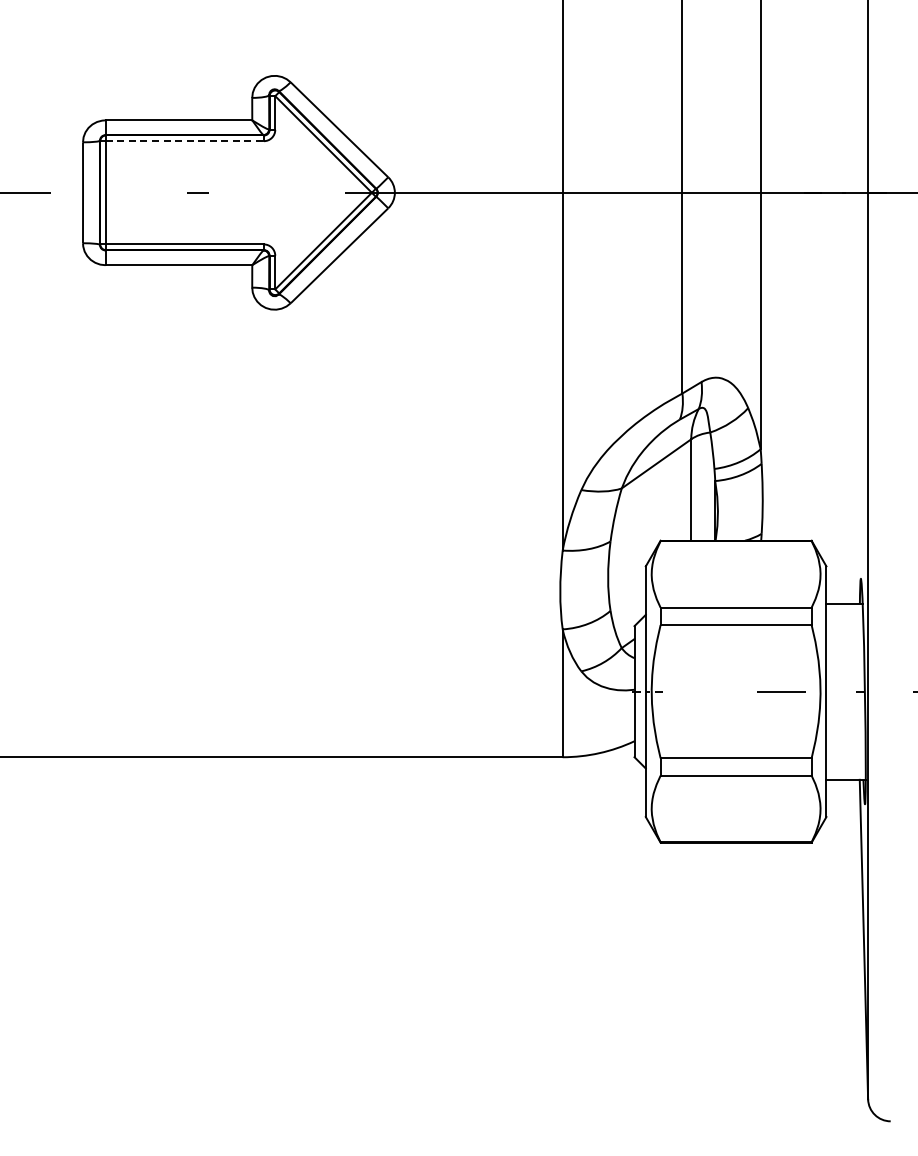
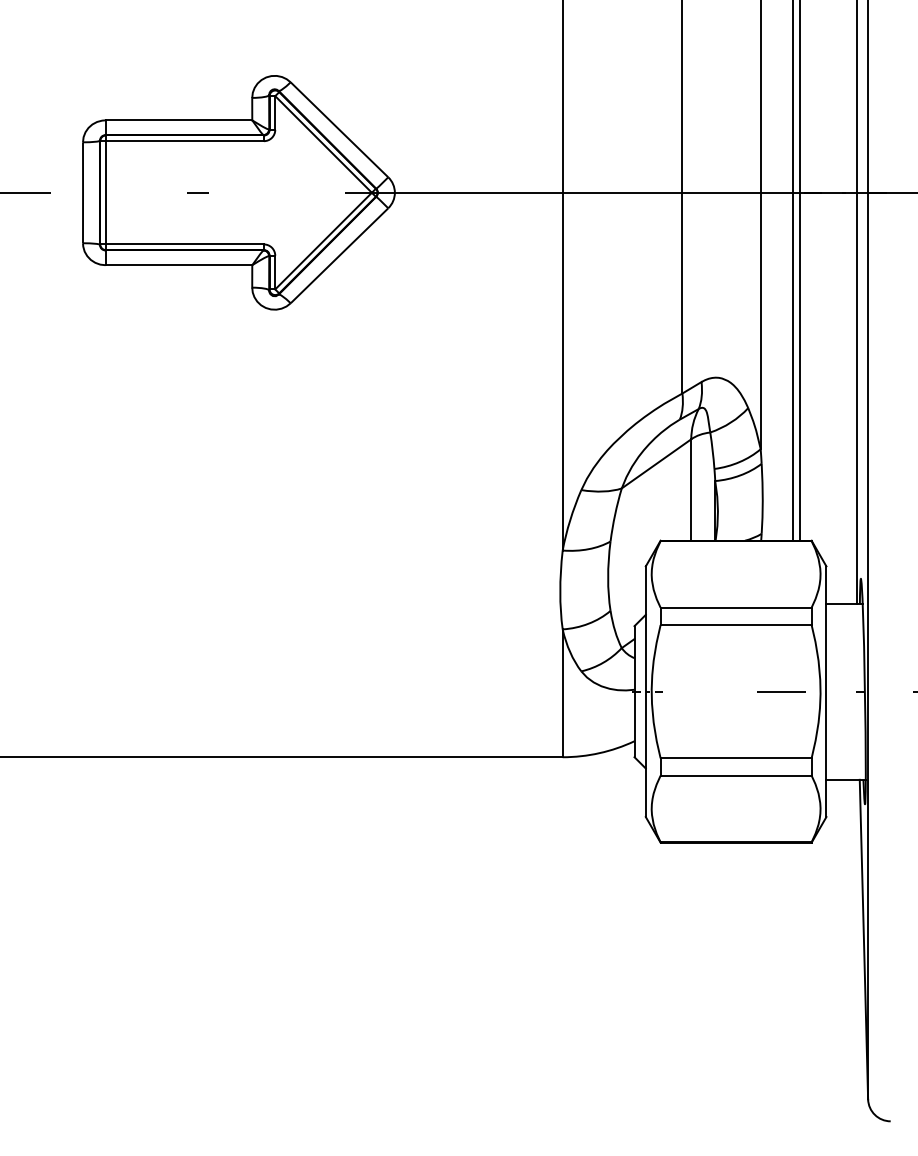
line: dashed -> solid (185, 141)
line: none -> present (792, 271)
line: none -> present (800, 271)
line: none -> present (856, 302)
